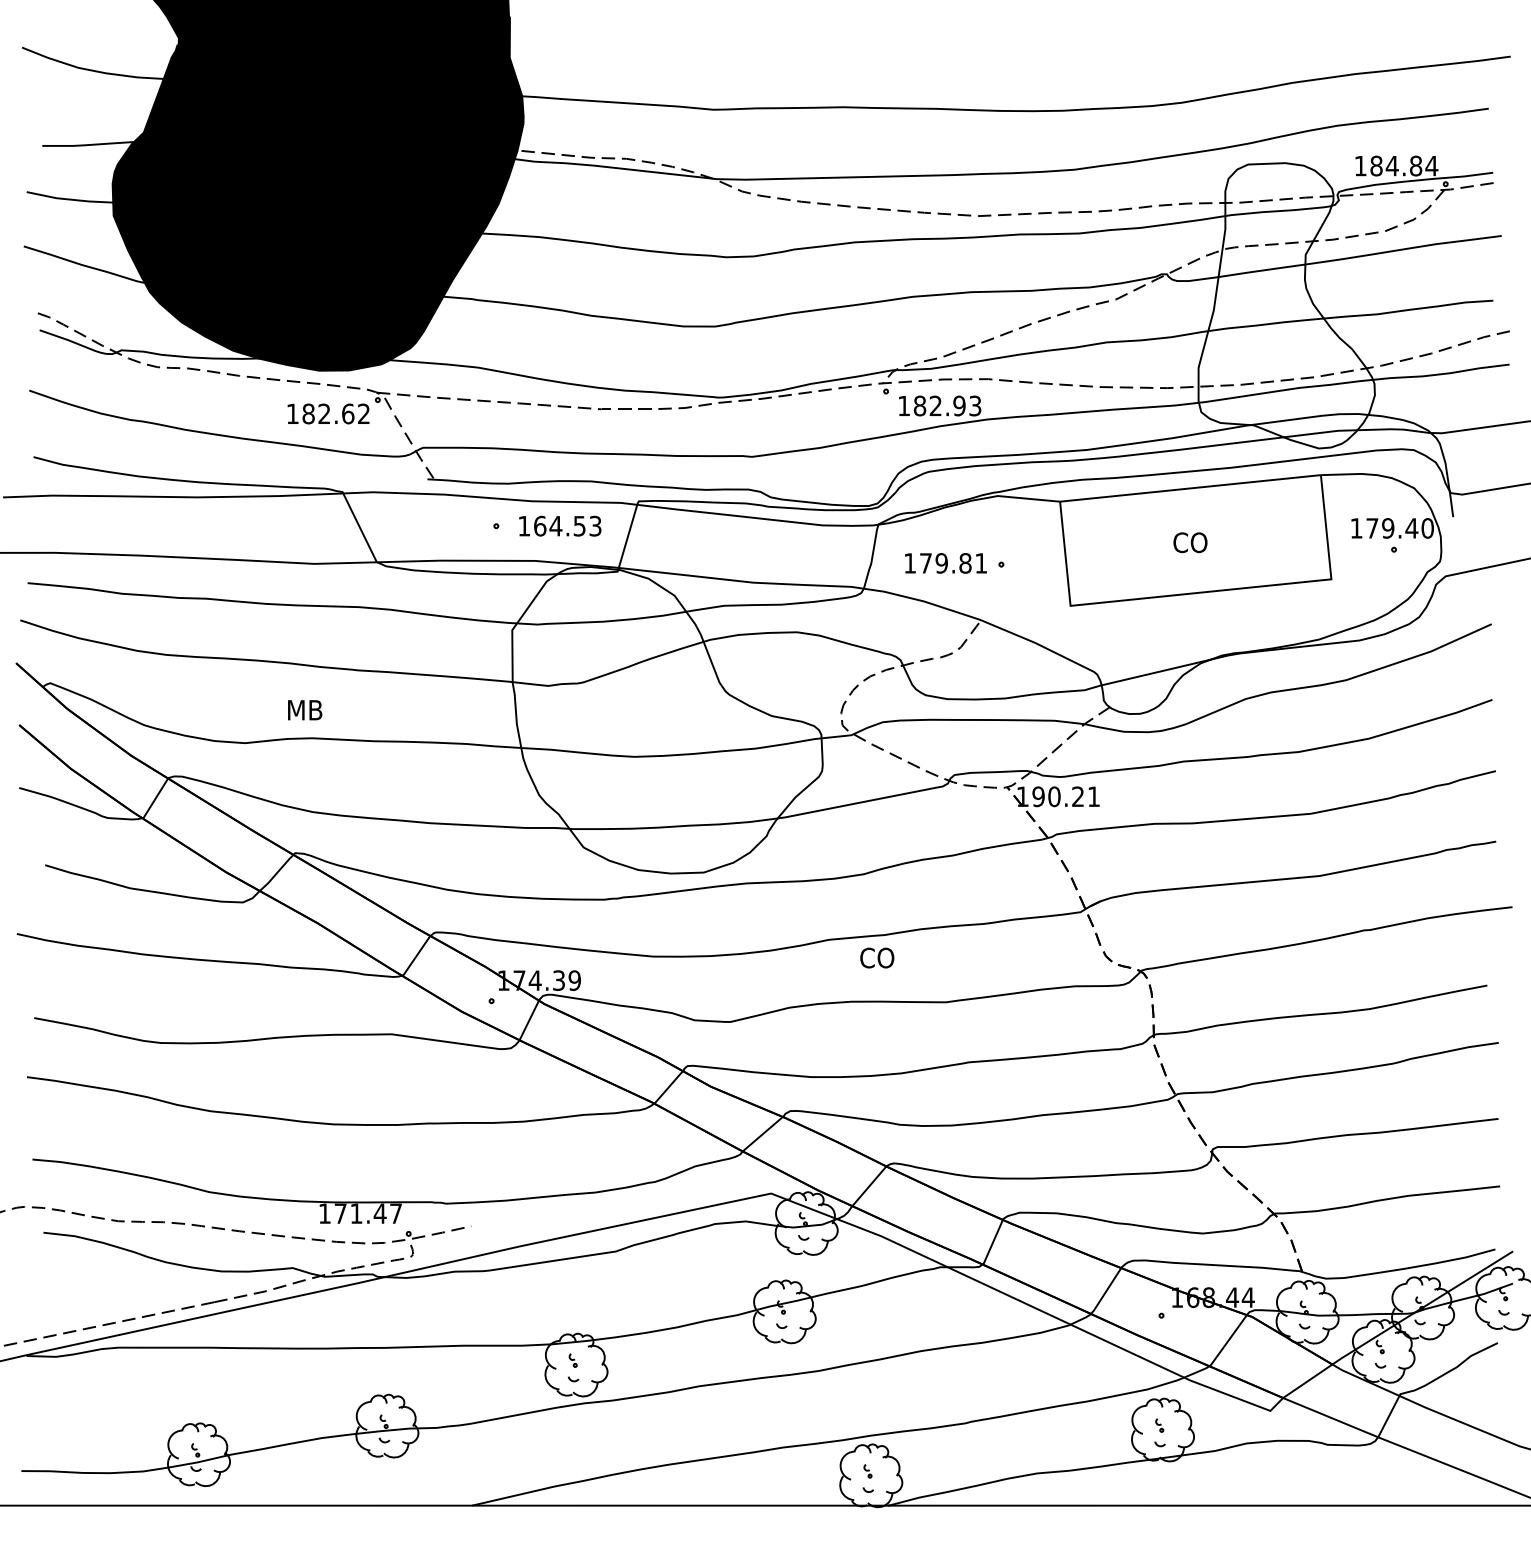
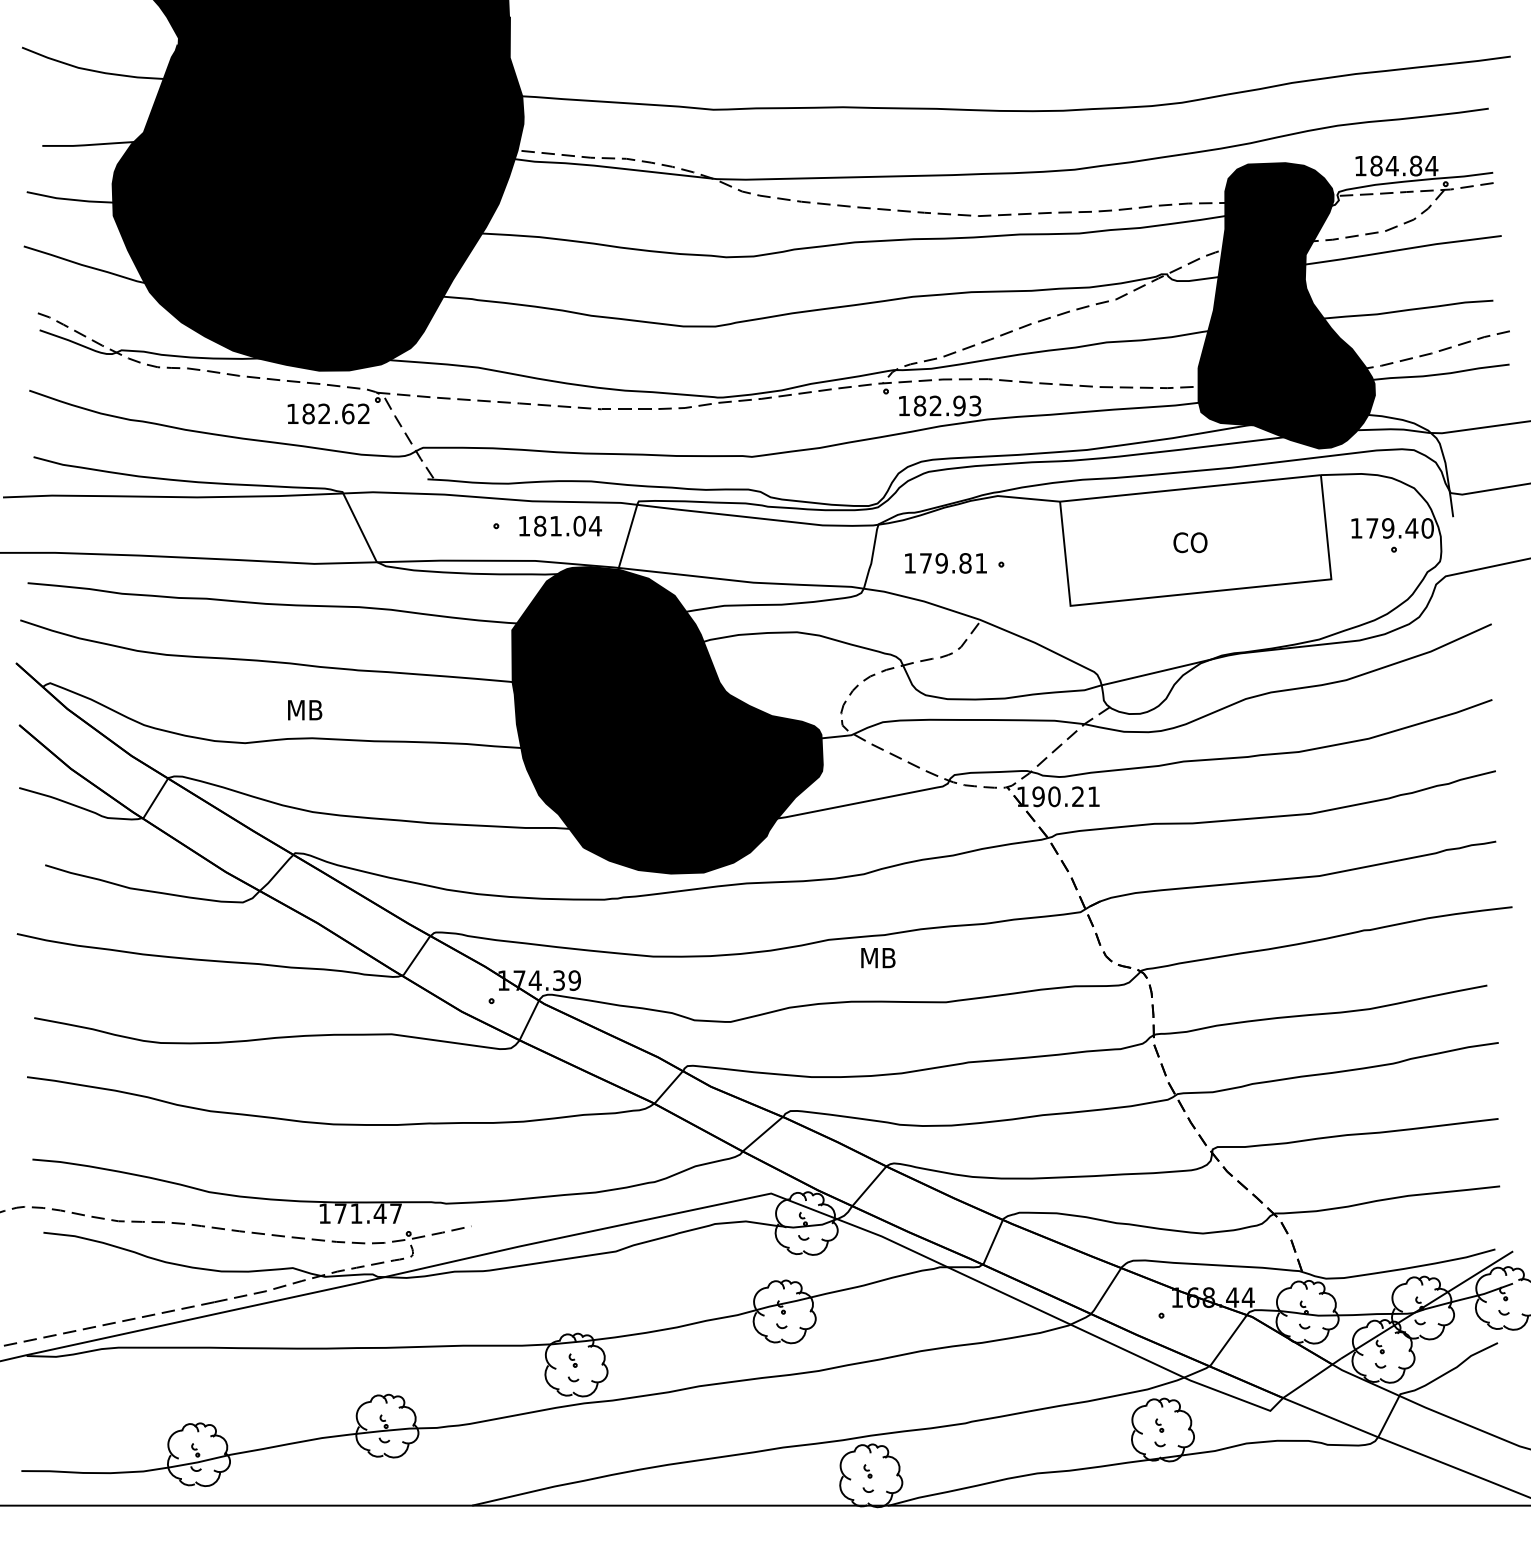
fill: none -> present (1286, 305)
text: 164.53 -> 181.04 (567, 525)
fill: none -> present (667, 720)
text: CO -> MB (877, 957)
